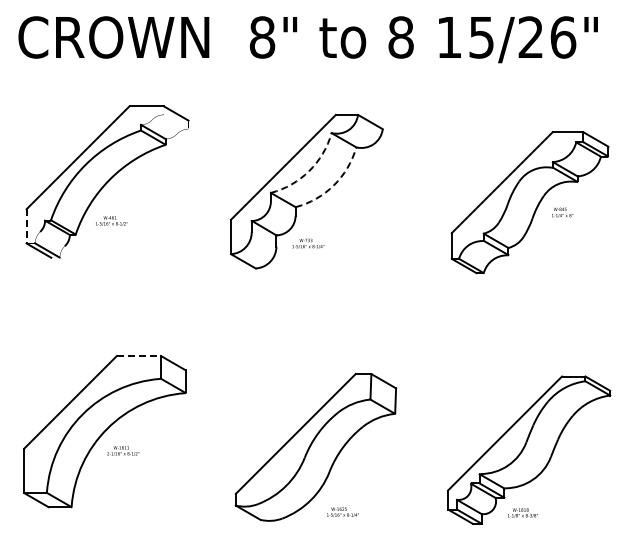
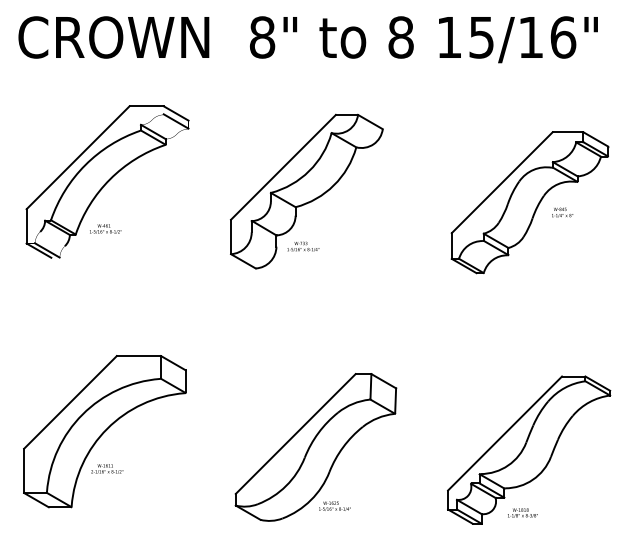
text: 15/26" -> 15/16" (530, 36)
line: none -> present (175, 121)
arc: dashed -> solid (309, 171)
arc: dashed -> solid (333, 185)
text position: (111, 220) -> (105, 228) (105, 228)
line: dashed -> solid (26, 226)
text position: (308, 243) -> (303, 246) (303, 246)
line: dashed -> solid (139, 356)
text position: (123, 450) -> (107, 468) (107, 468)
text position: (342, 511) -> (334, 505) (334, 505)
